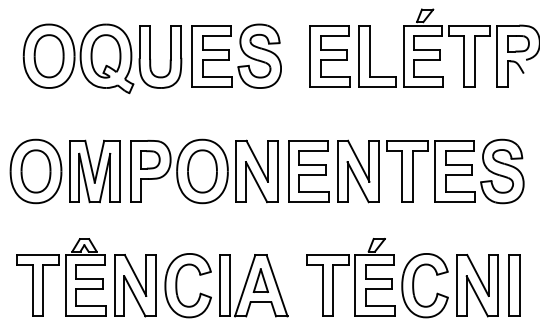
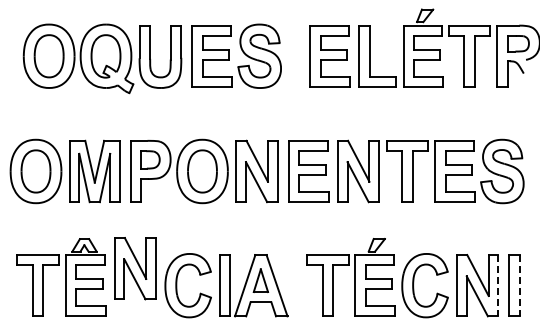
part position: (135, 285) -> (135, 268) (135, 268)
line: solid -> dashed (498, 285)
line: solid -> dashed (519, 285)
